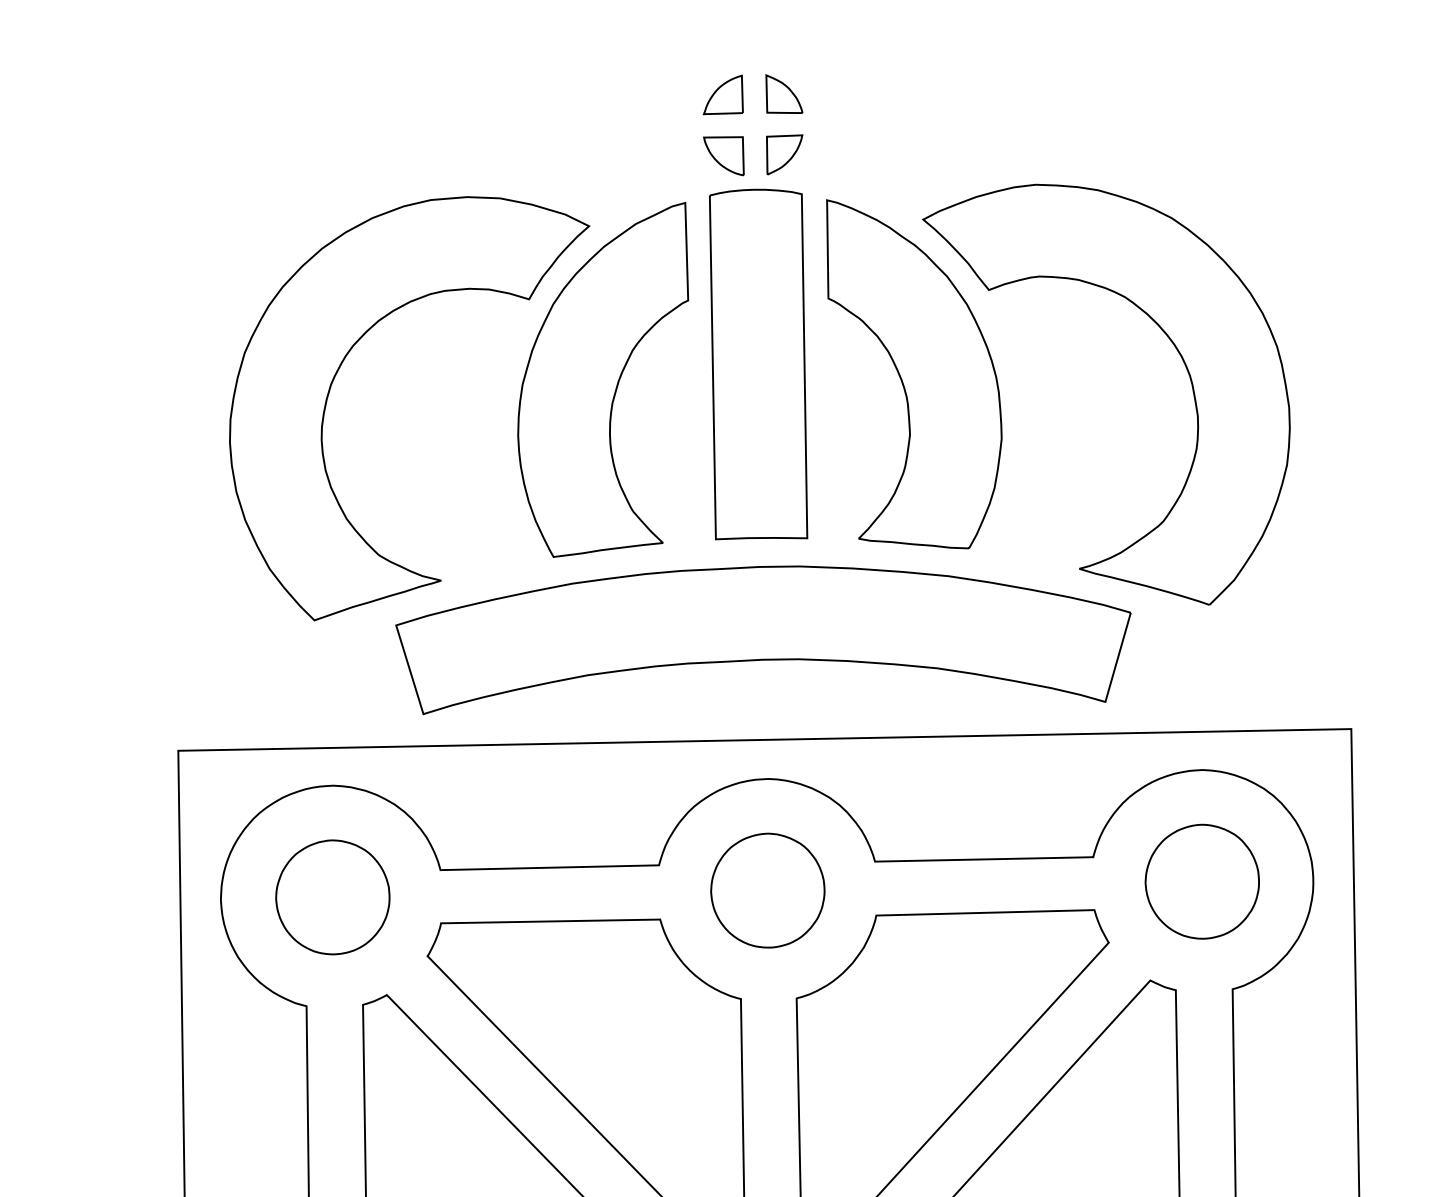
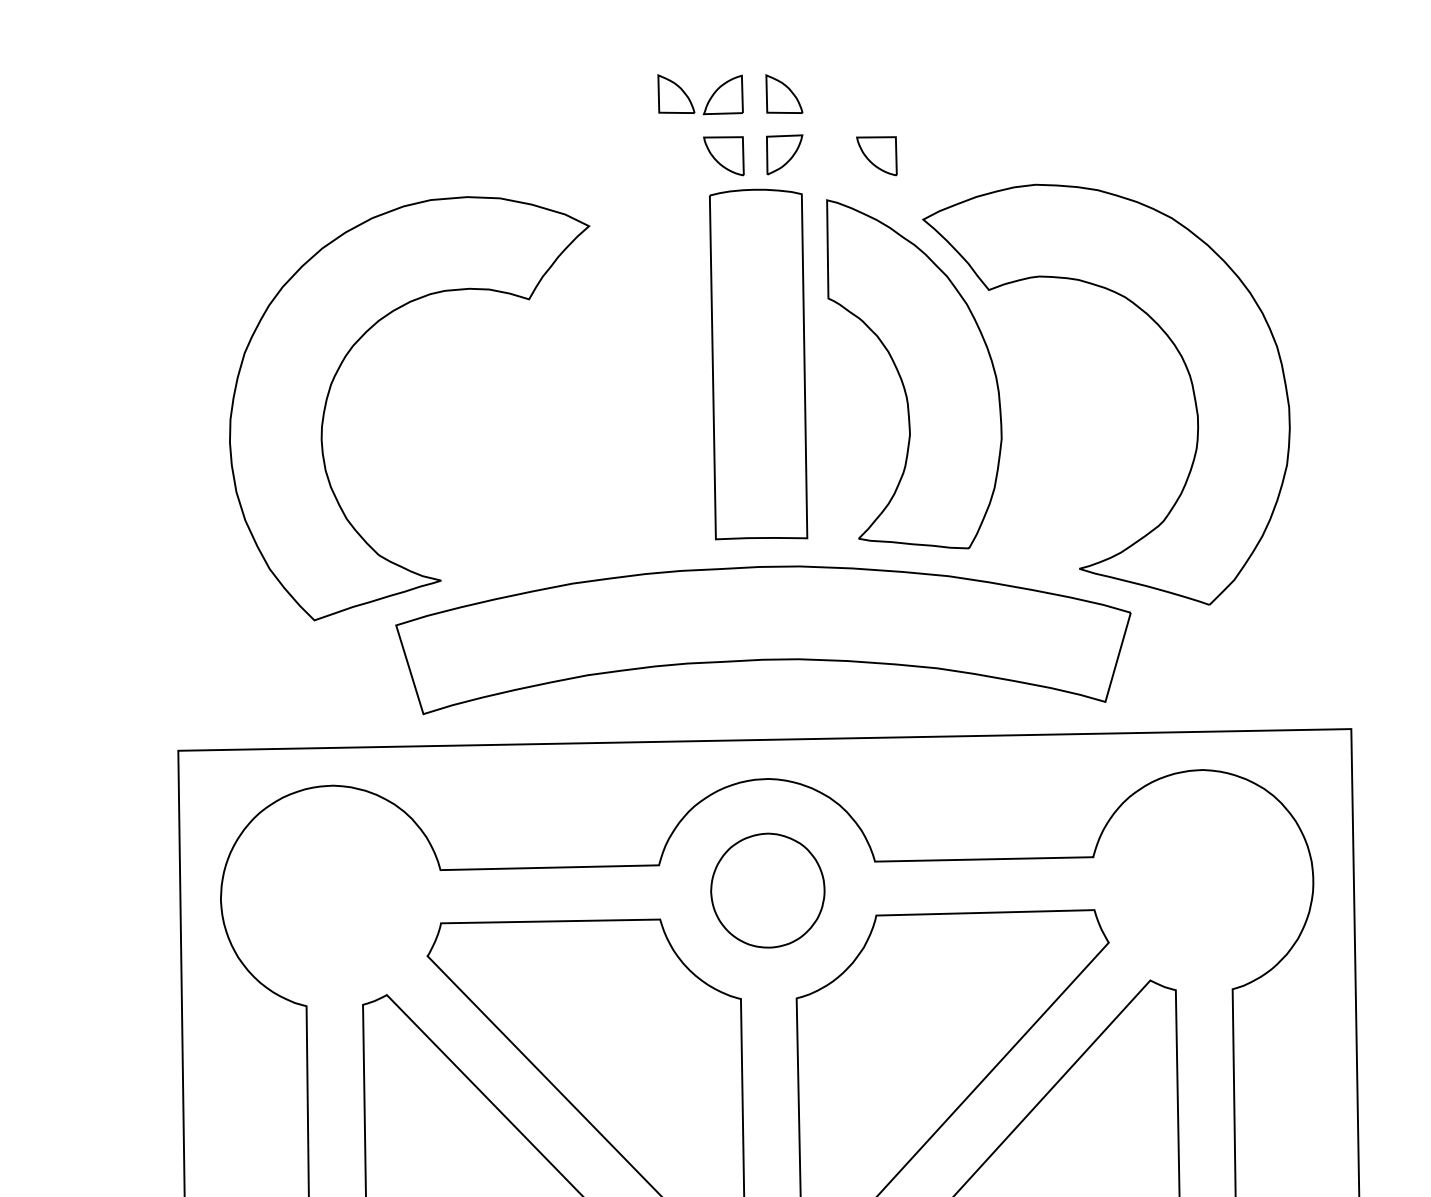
part: none -> present (676, 93)
part: none -> present (876, 156)
part: present -> none (603, 379)
part: present -> none (1201, 881)
part: present -> none (332, 897)
